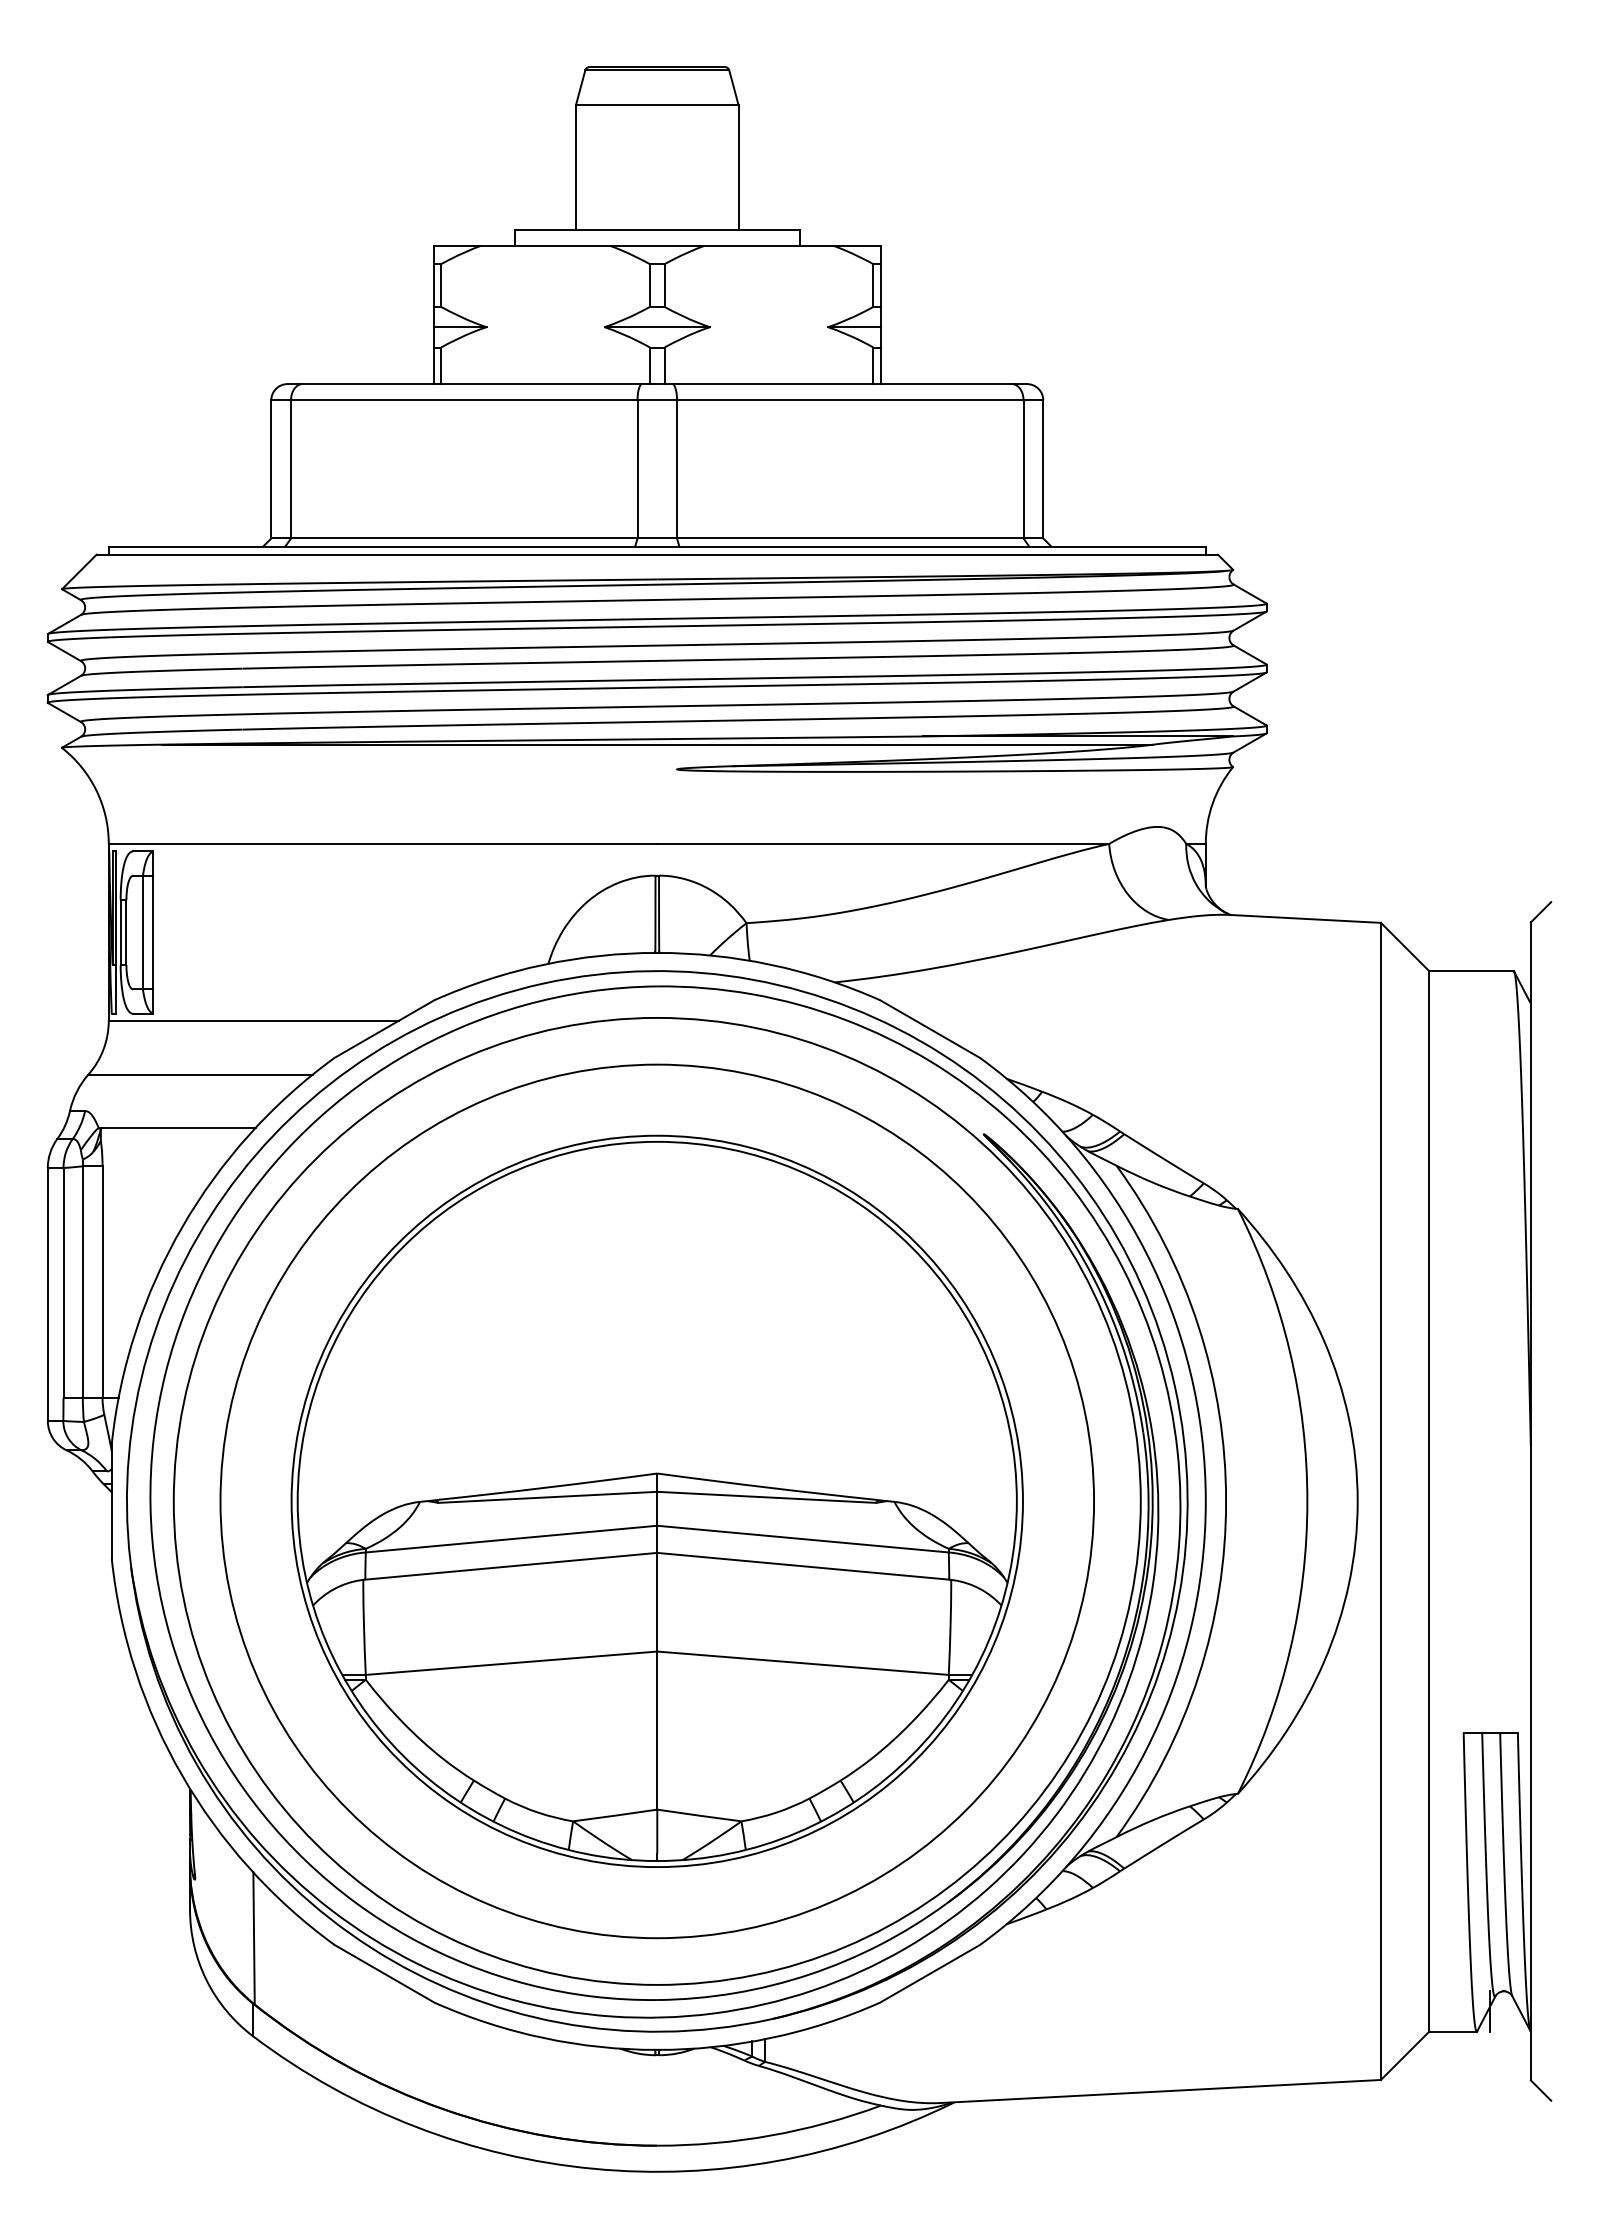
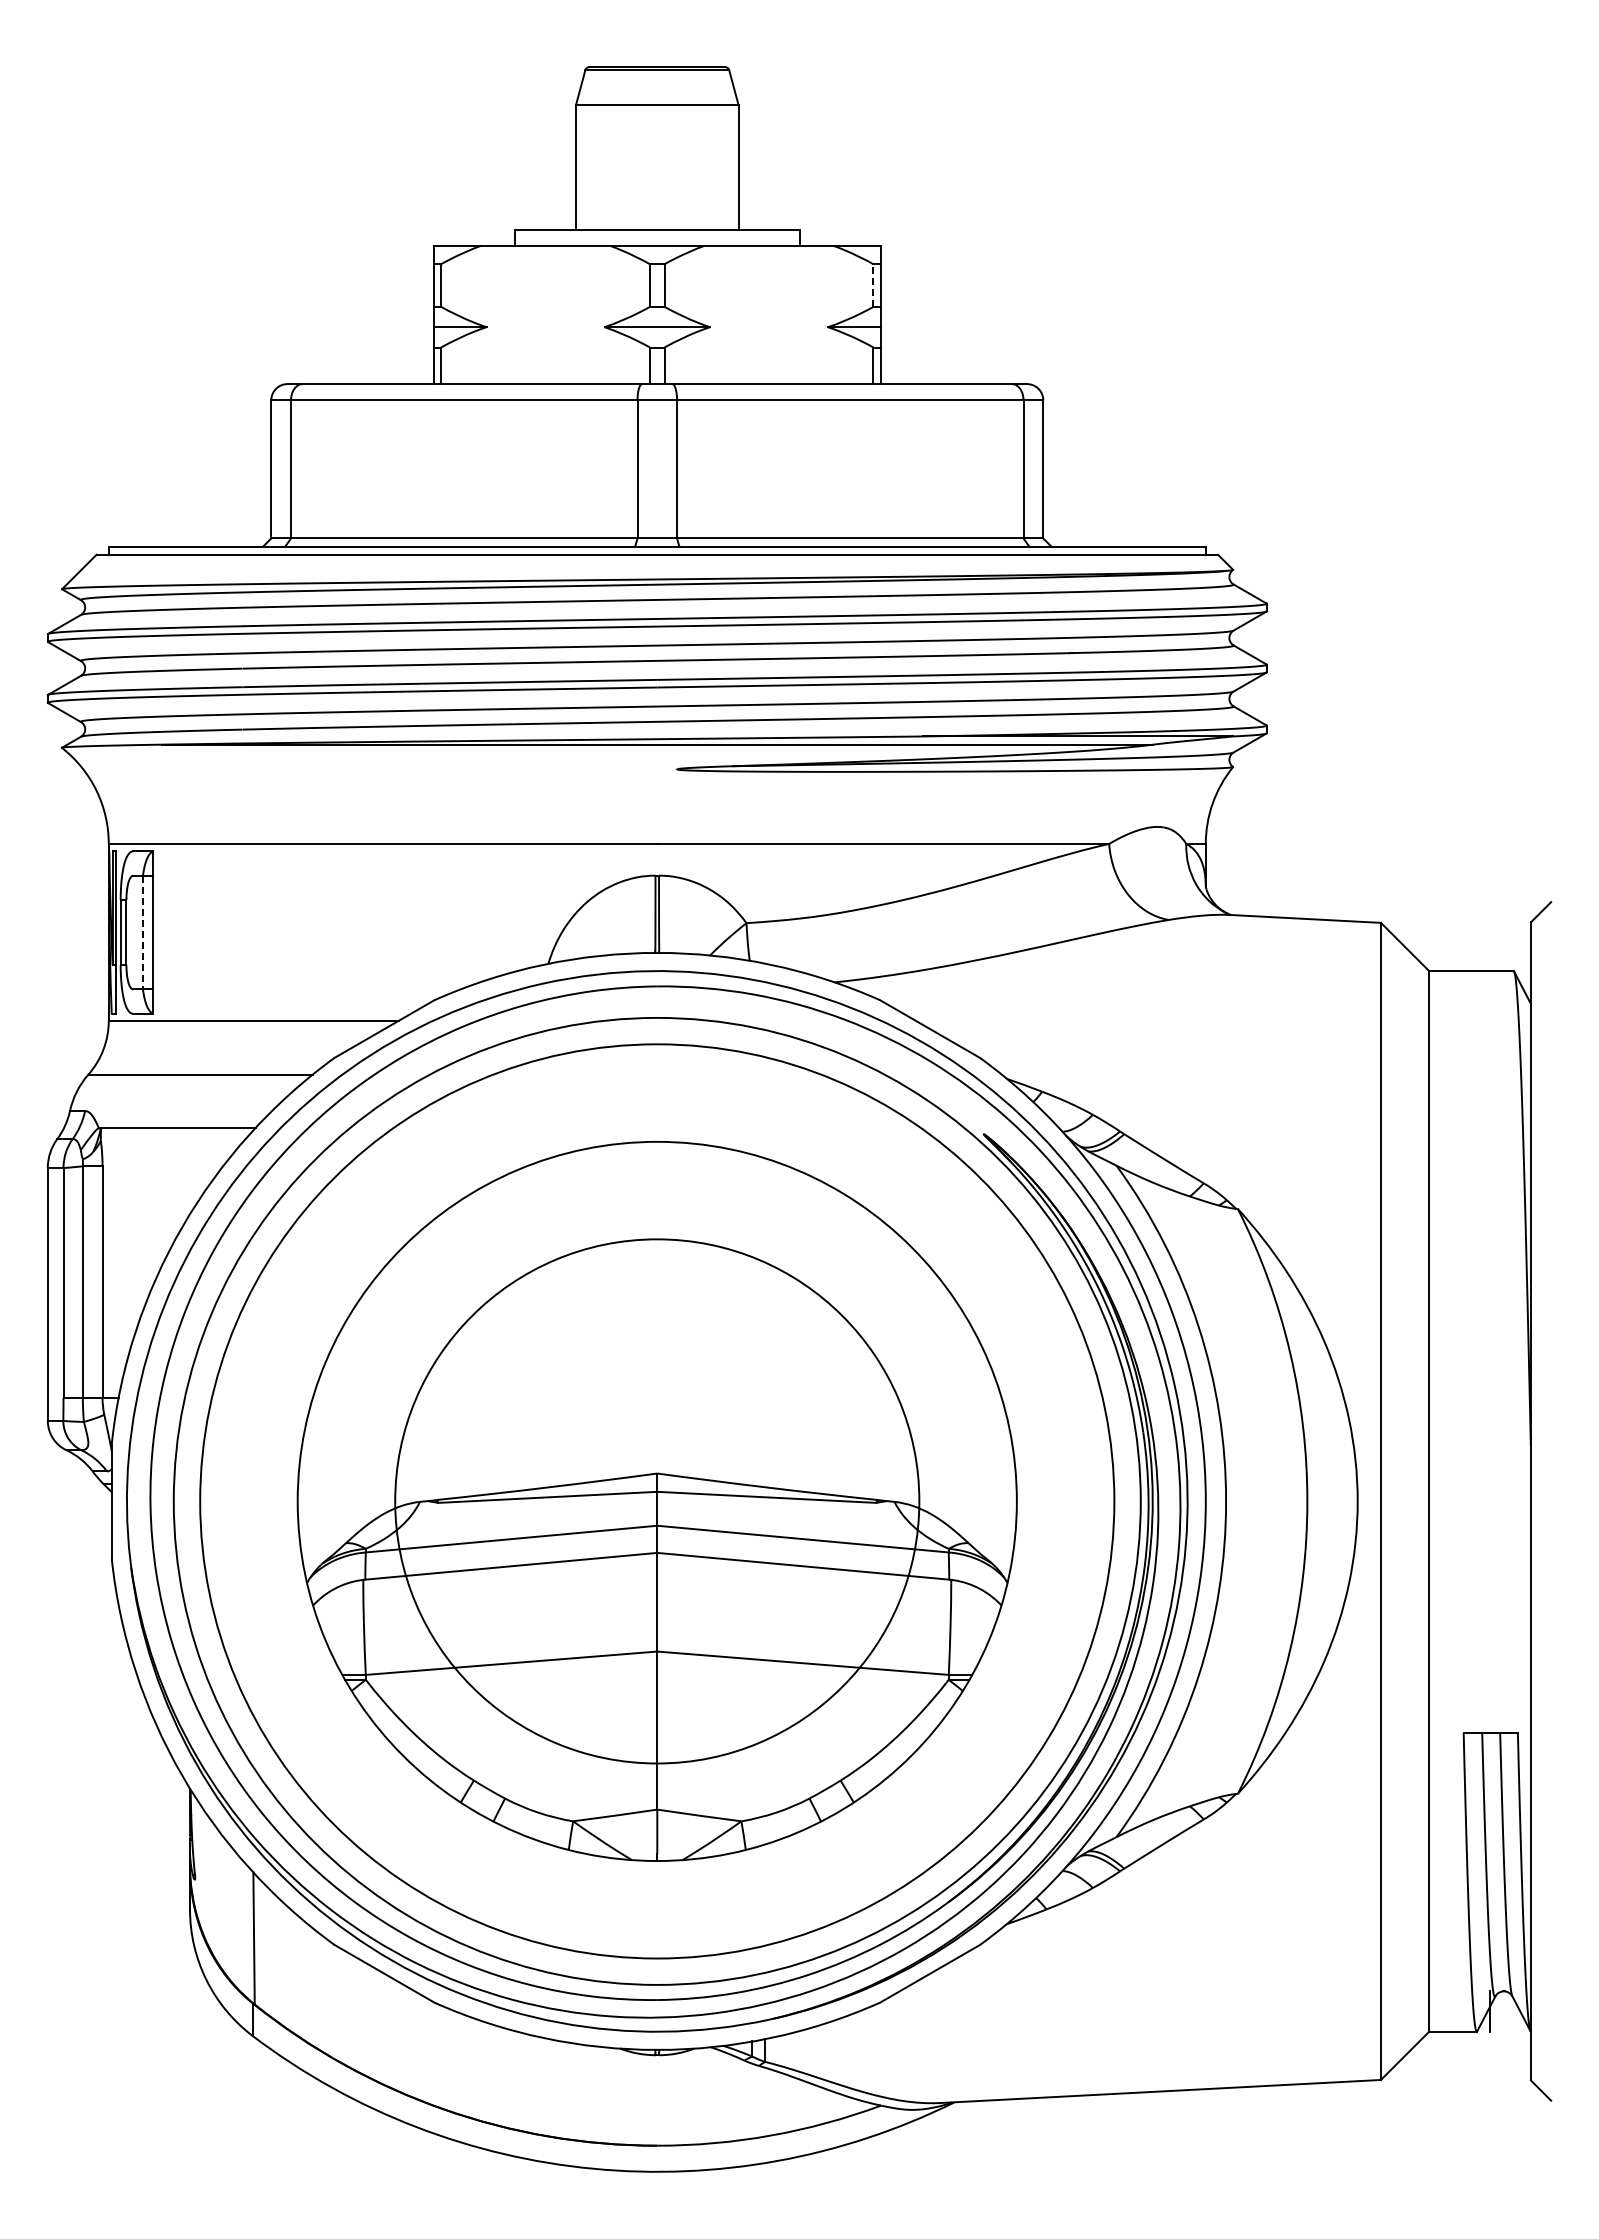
line: solid -> dashed (873, 285)
line: solid -> dashed (143, 932)
circle diameter: 731 px -> 914 px (657, 1501)
circle diameter: 874 px -> 524 px (657, 1501)
